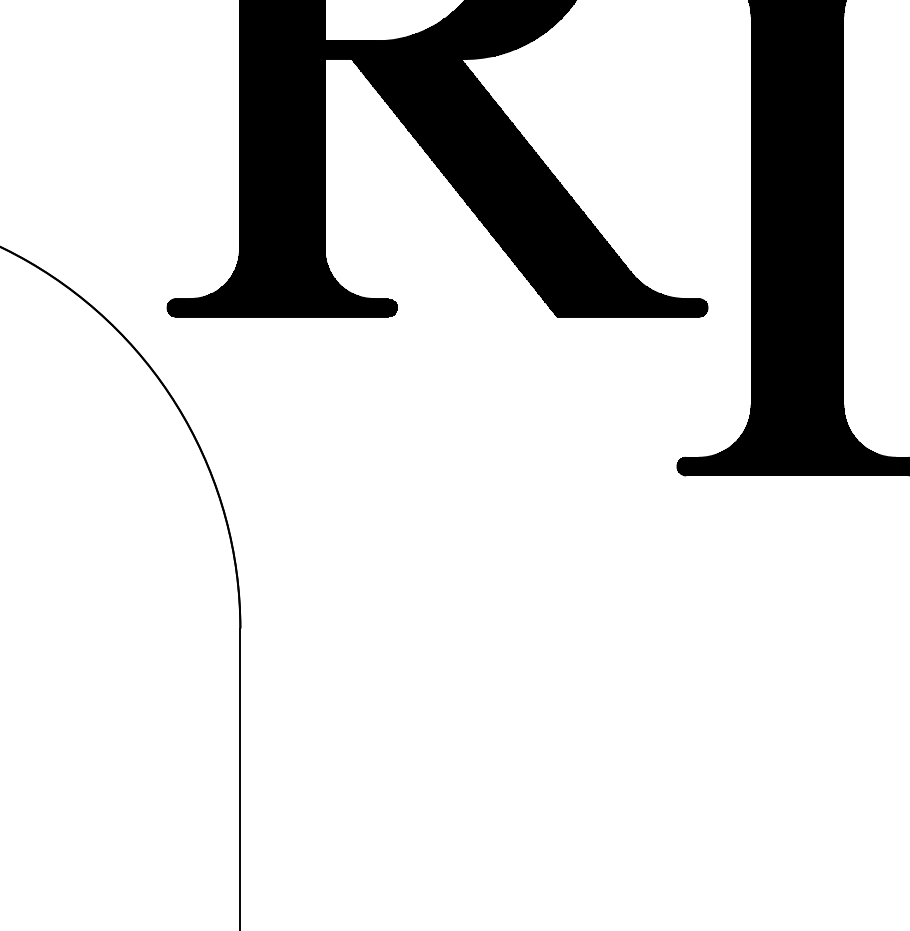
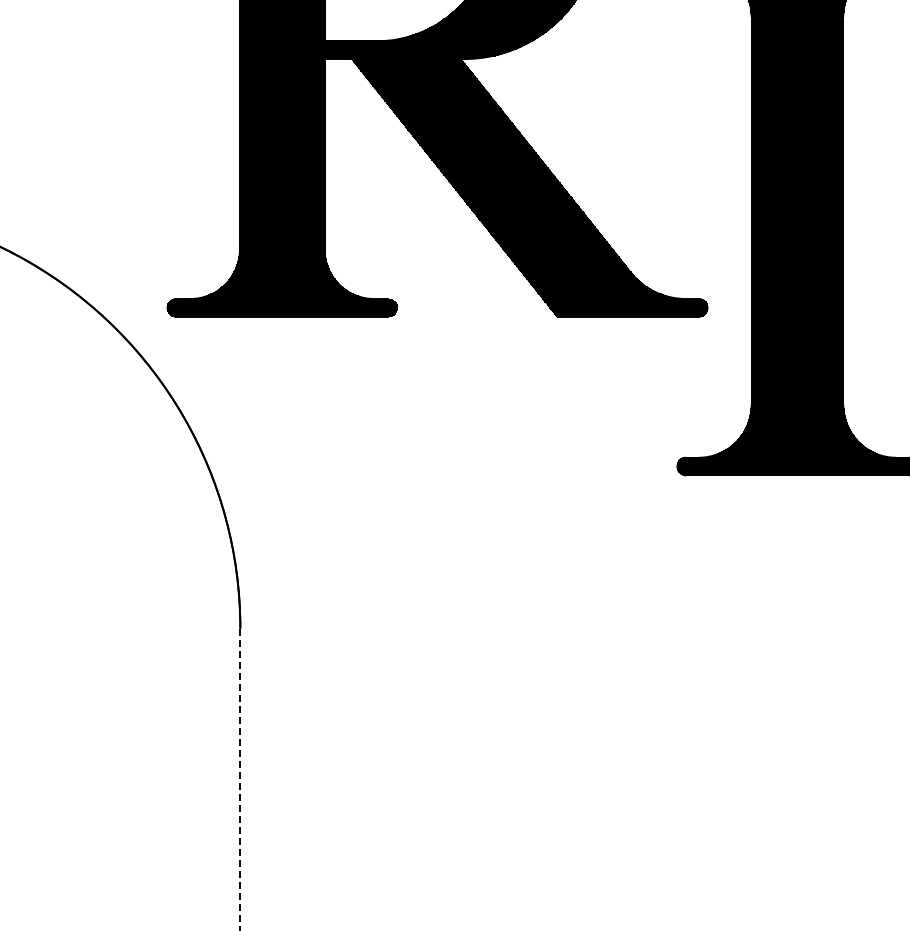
line: solid -> dashed (240, 779)
